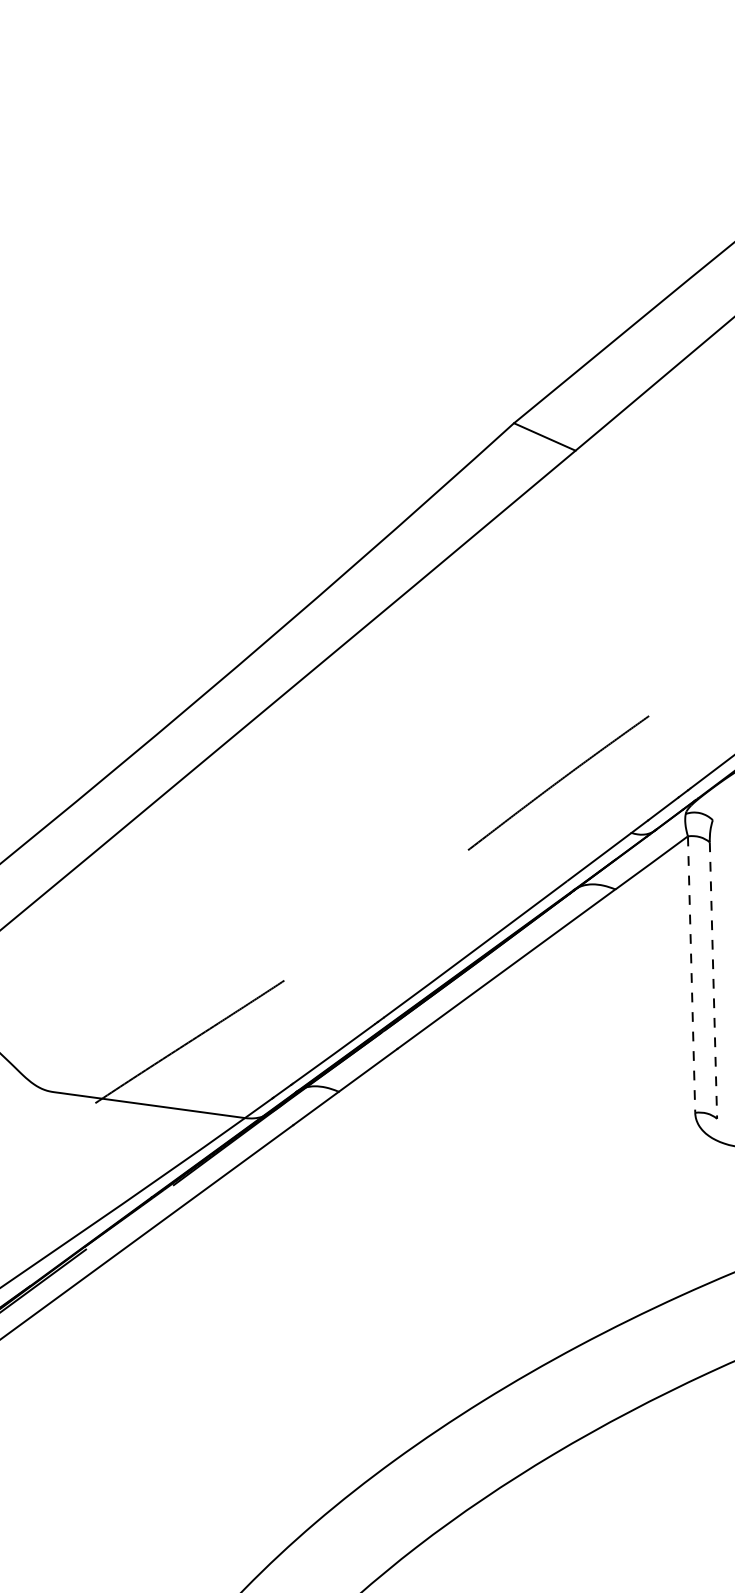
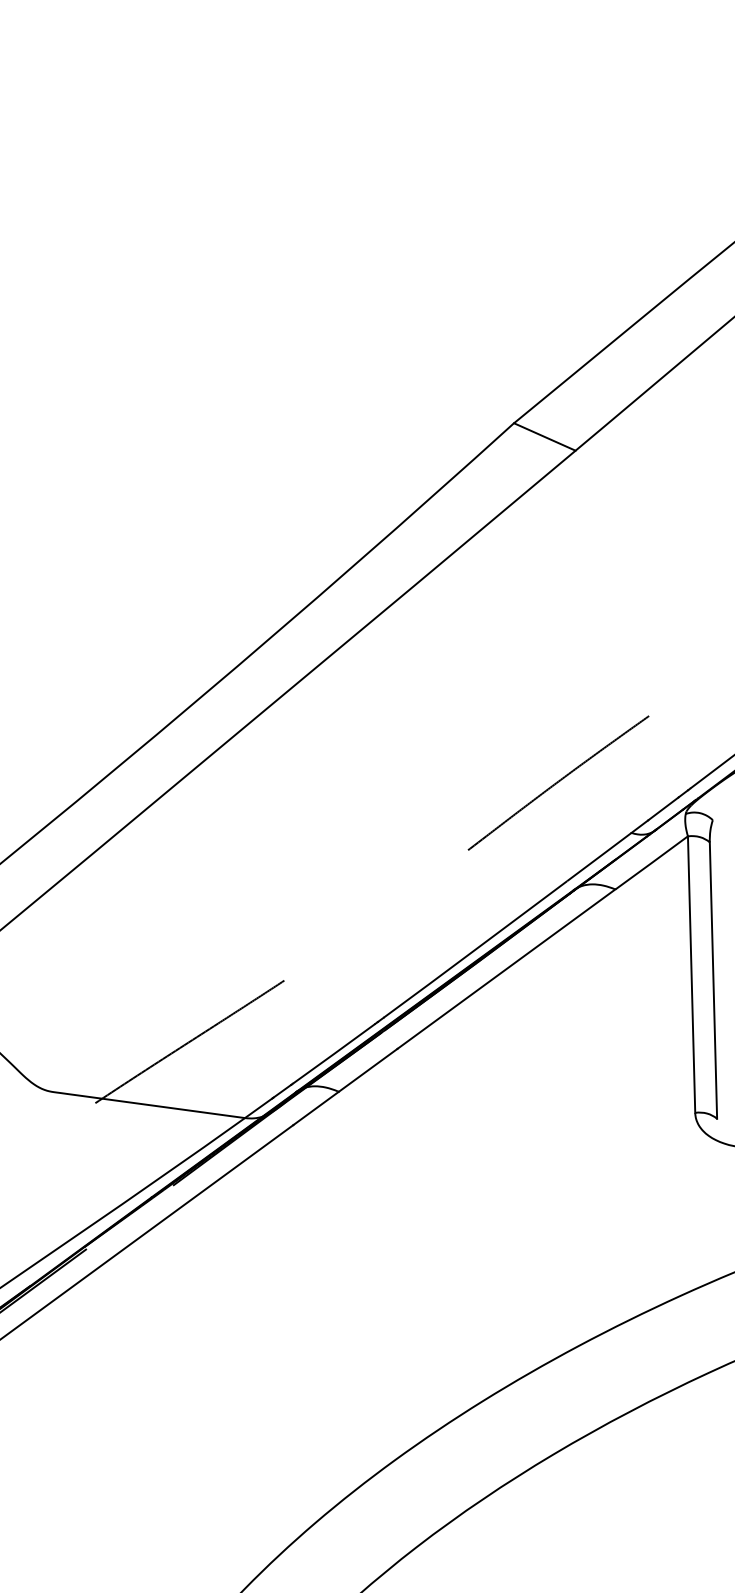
line: dashed -> solid (691, 975)
line: dashed -> solid (713, 981)
